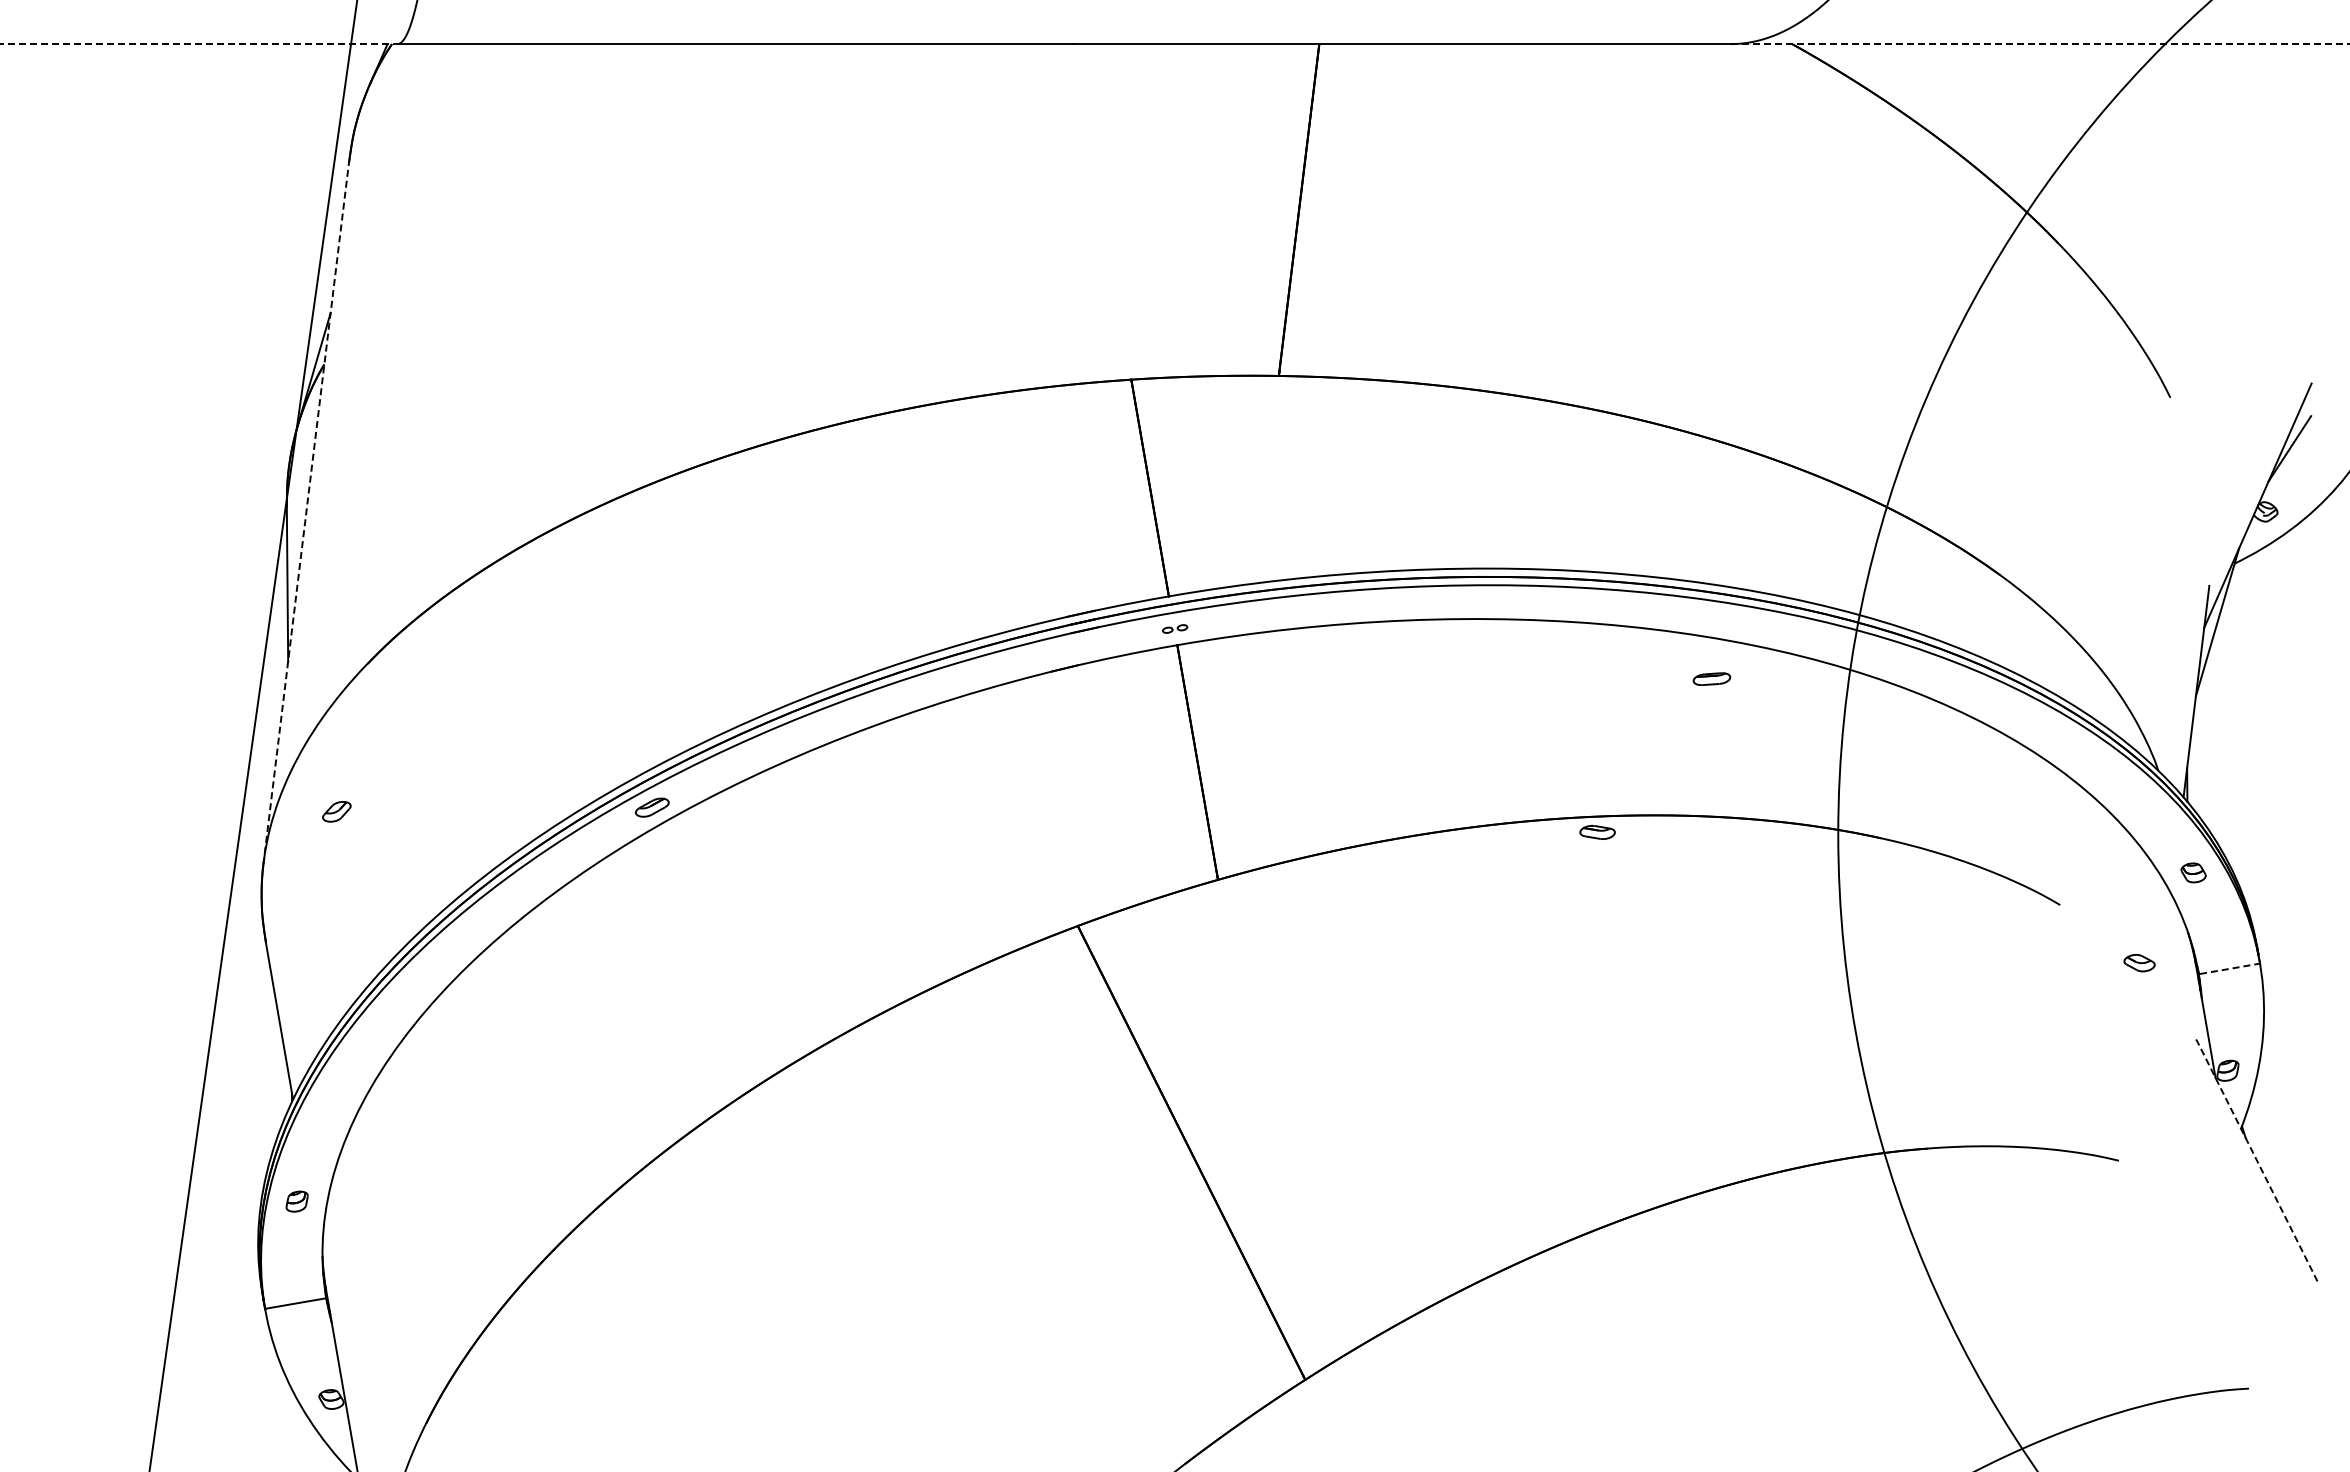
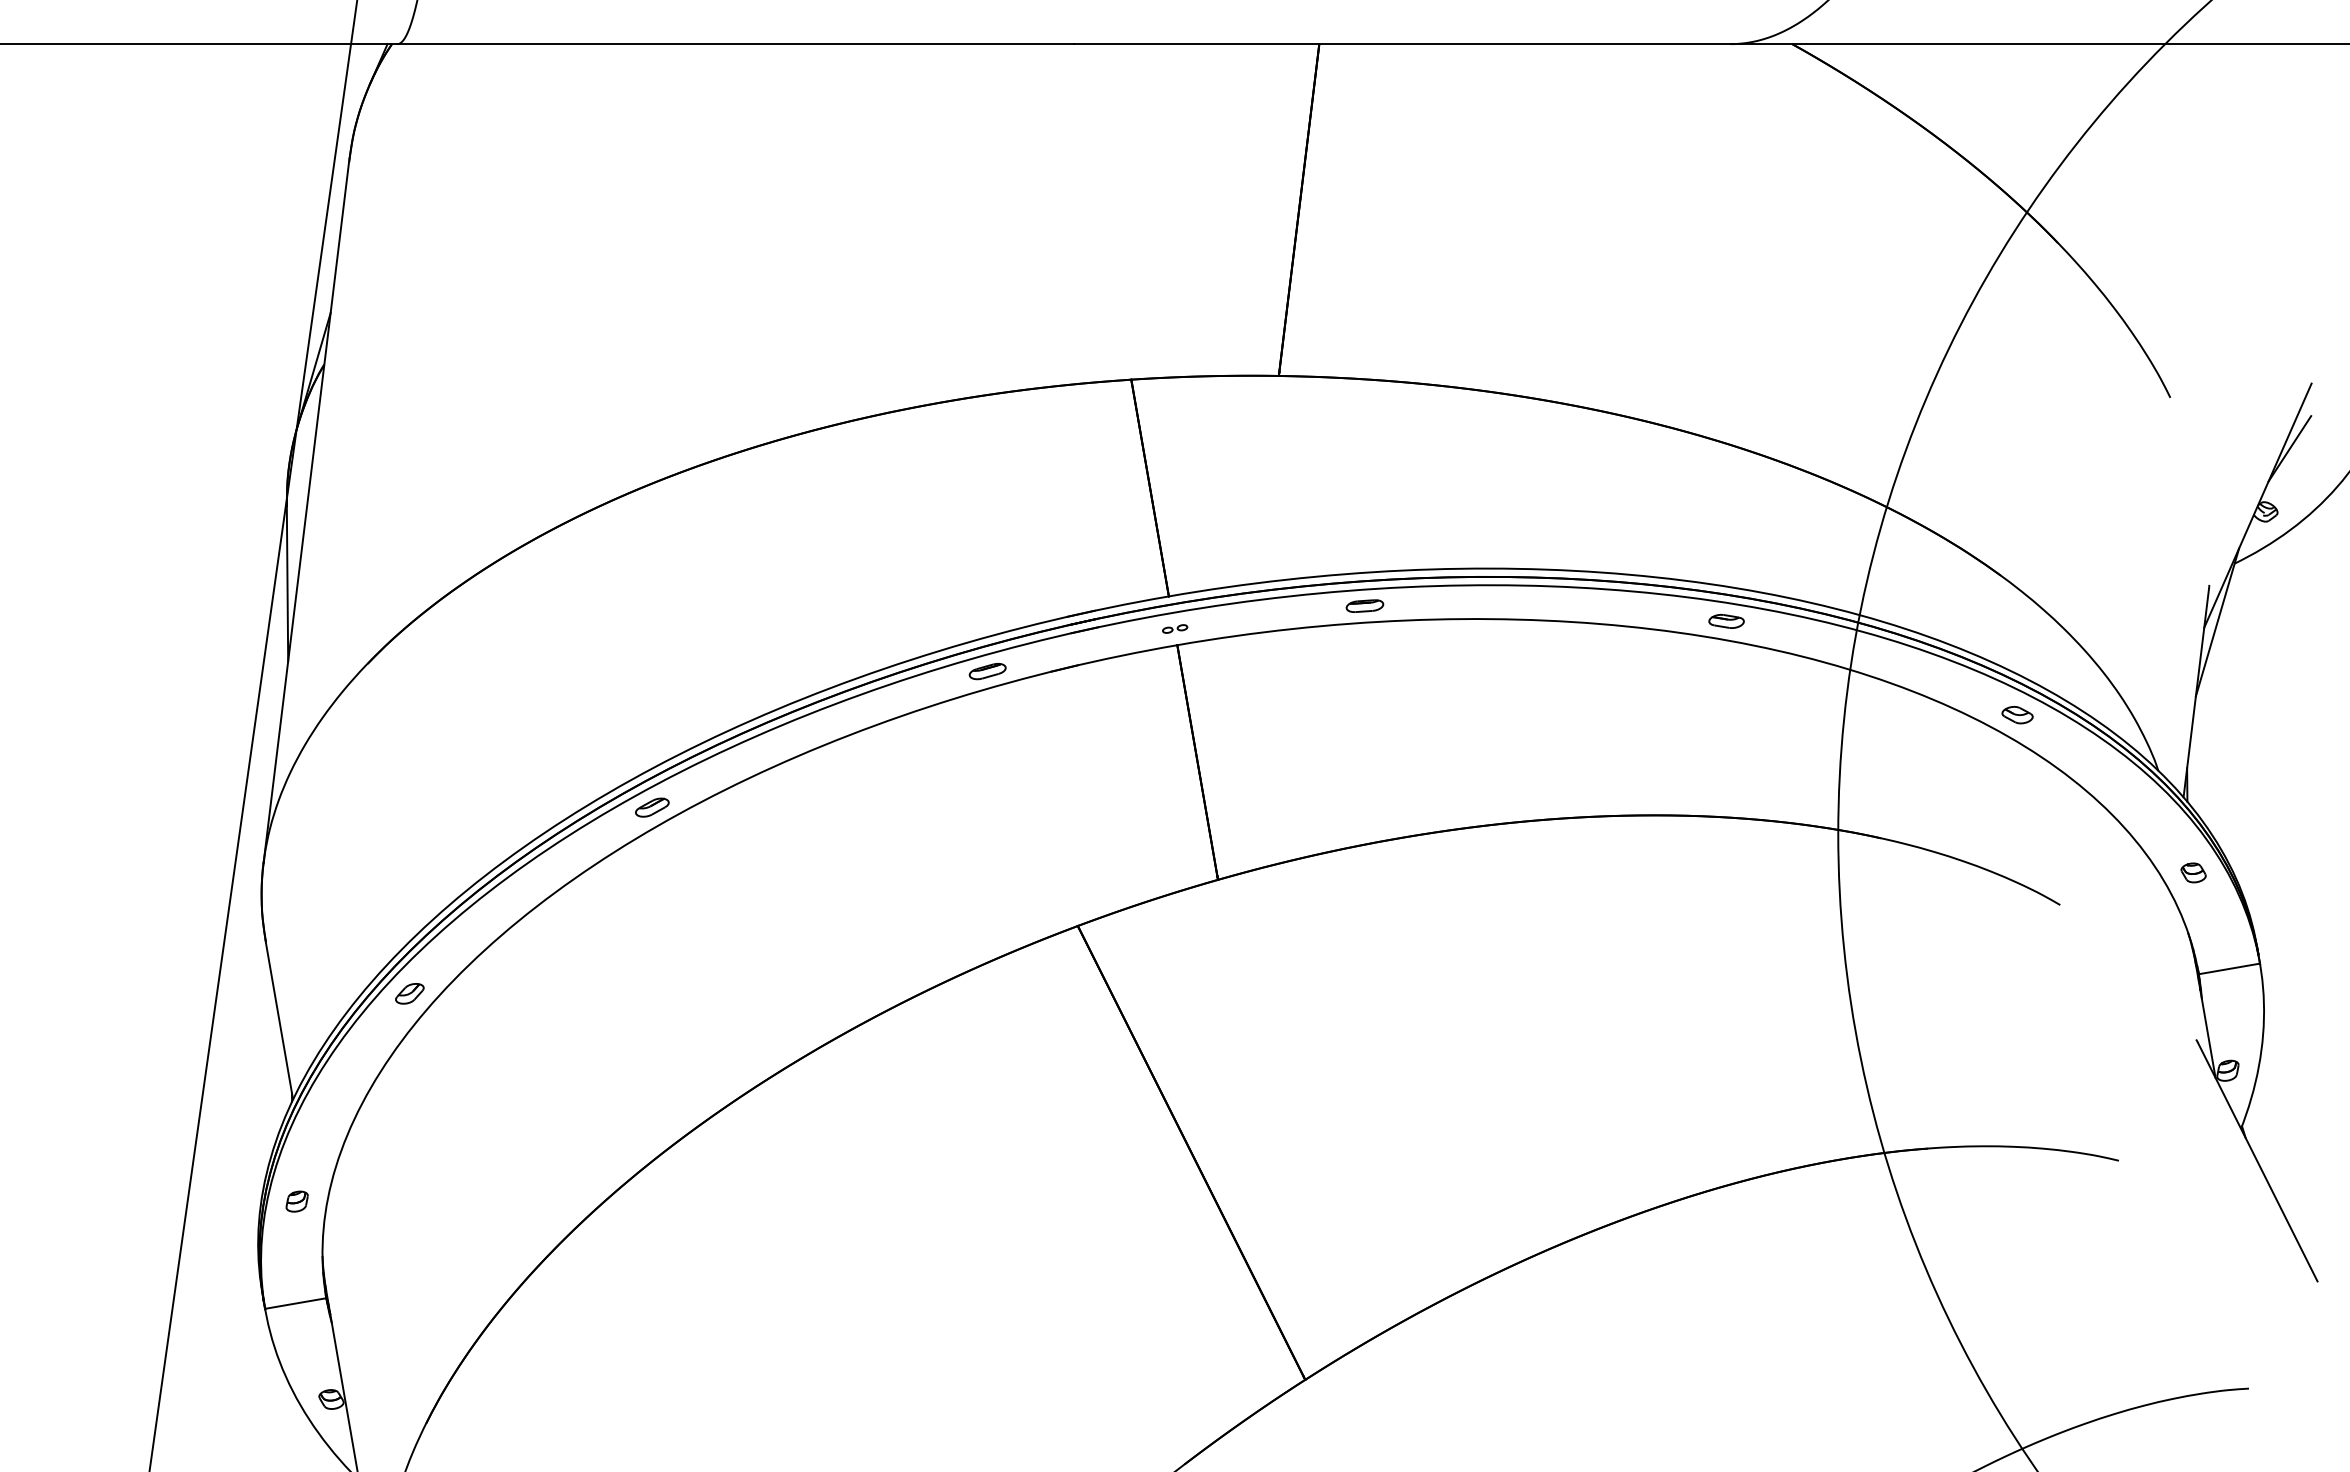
line: dashed -> solid (199, 44)
line: dashed -> solid (2040, 44)
line: dashed -> solid (306, 511)
part: none -> present (987, 671)
part position: (1711, 678) -> (1364, 605) (1364, 605)
part position: (336, 811) -> (409, 993) (409, 993)
part position: (1597, 832) -> (1726, 621) (1726, 621)
part position: (2139, 963) -> (2017, 715) (2017, 715)
line: dashed -> solid (2229, 968)
line: dashed -> solid (2257, 1161)
